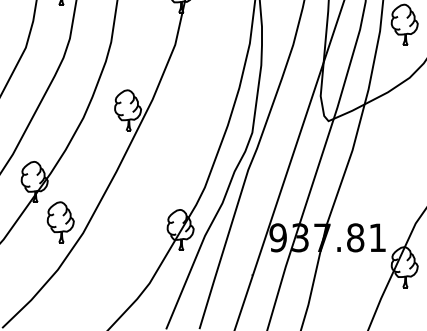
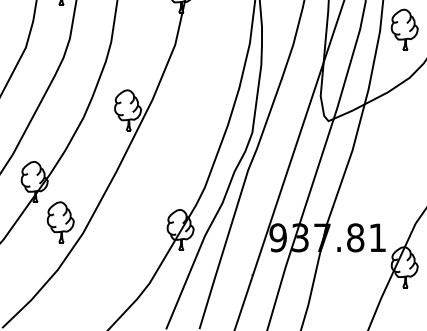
part position: (404, 24) -> (404, 29) (404, 29)
